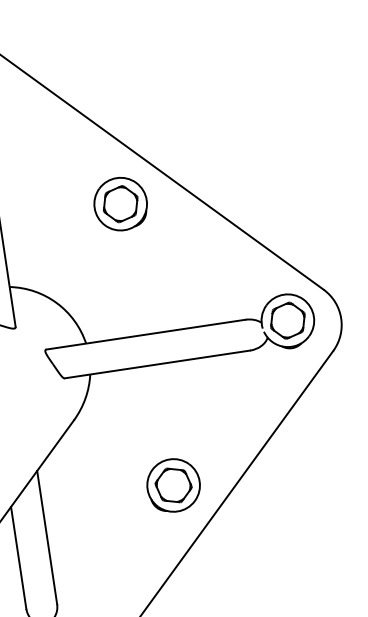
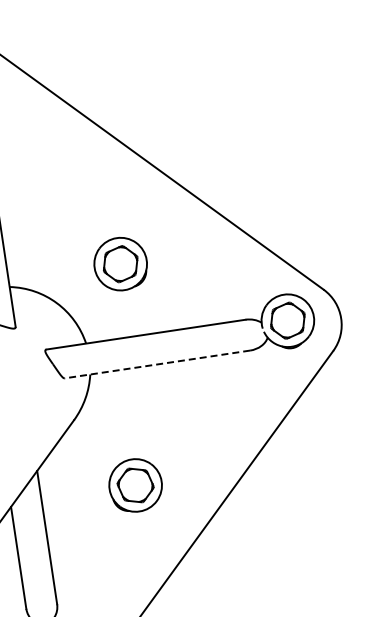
part position: (120, 203) -> (120, 263) (120, 263)
line: solid -> dashed (157, 364)
part position: (173, 485) -> (135, 485) (135, 485)
